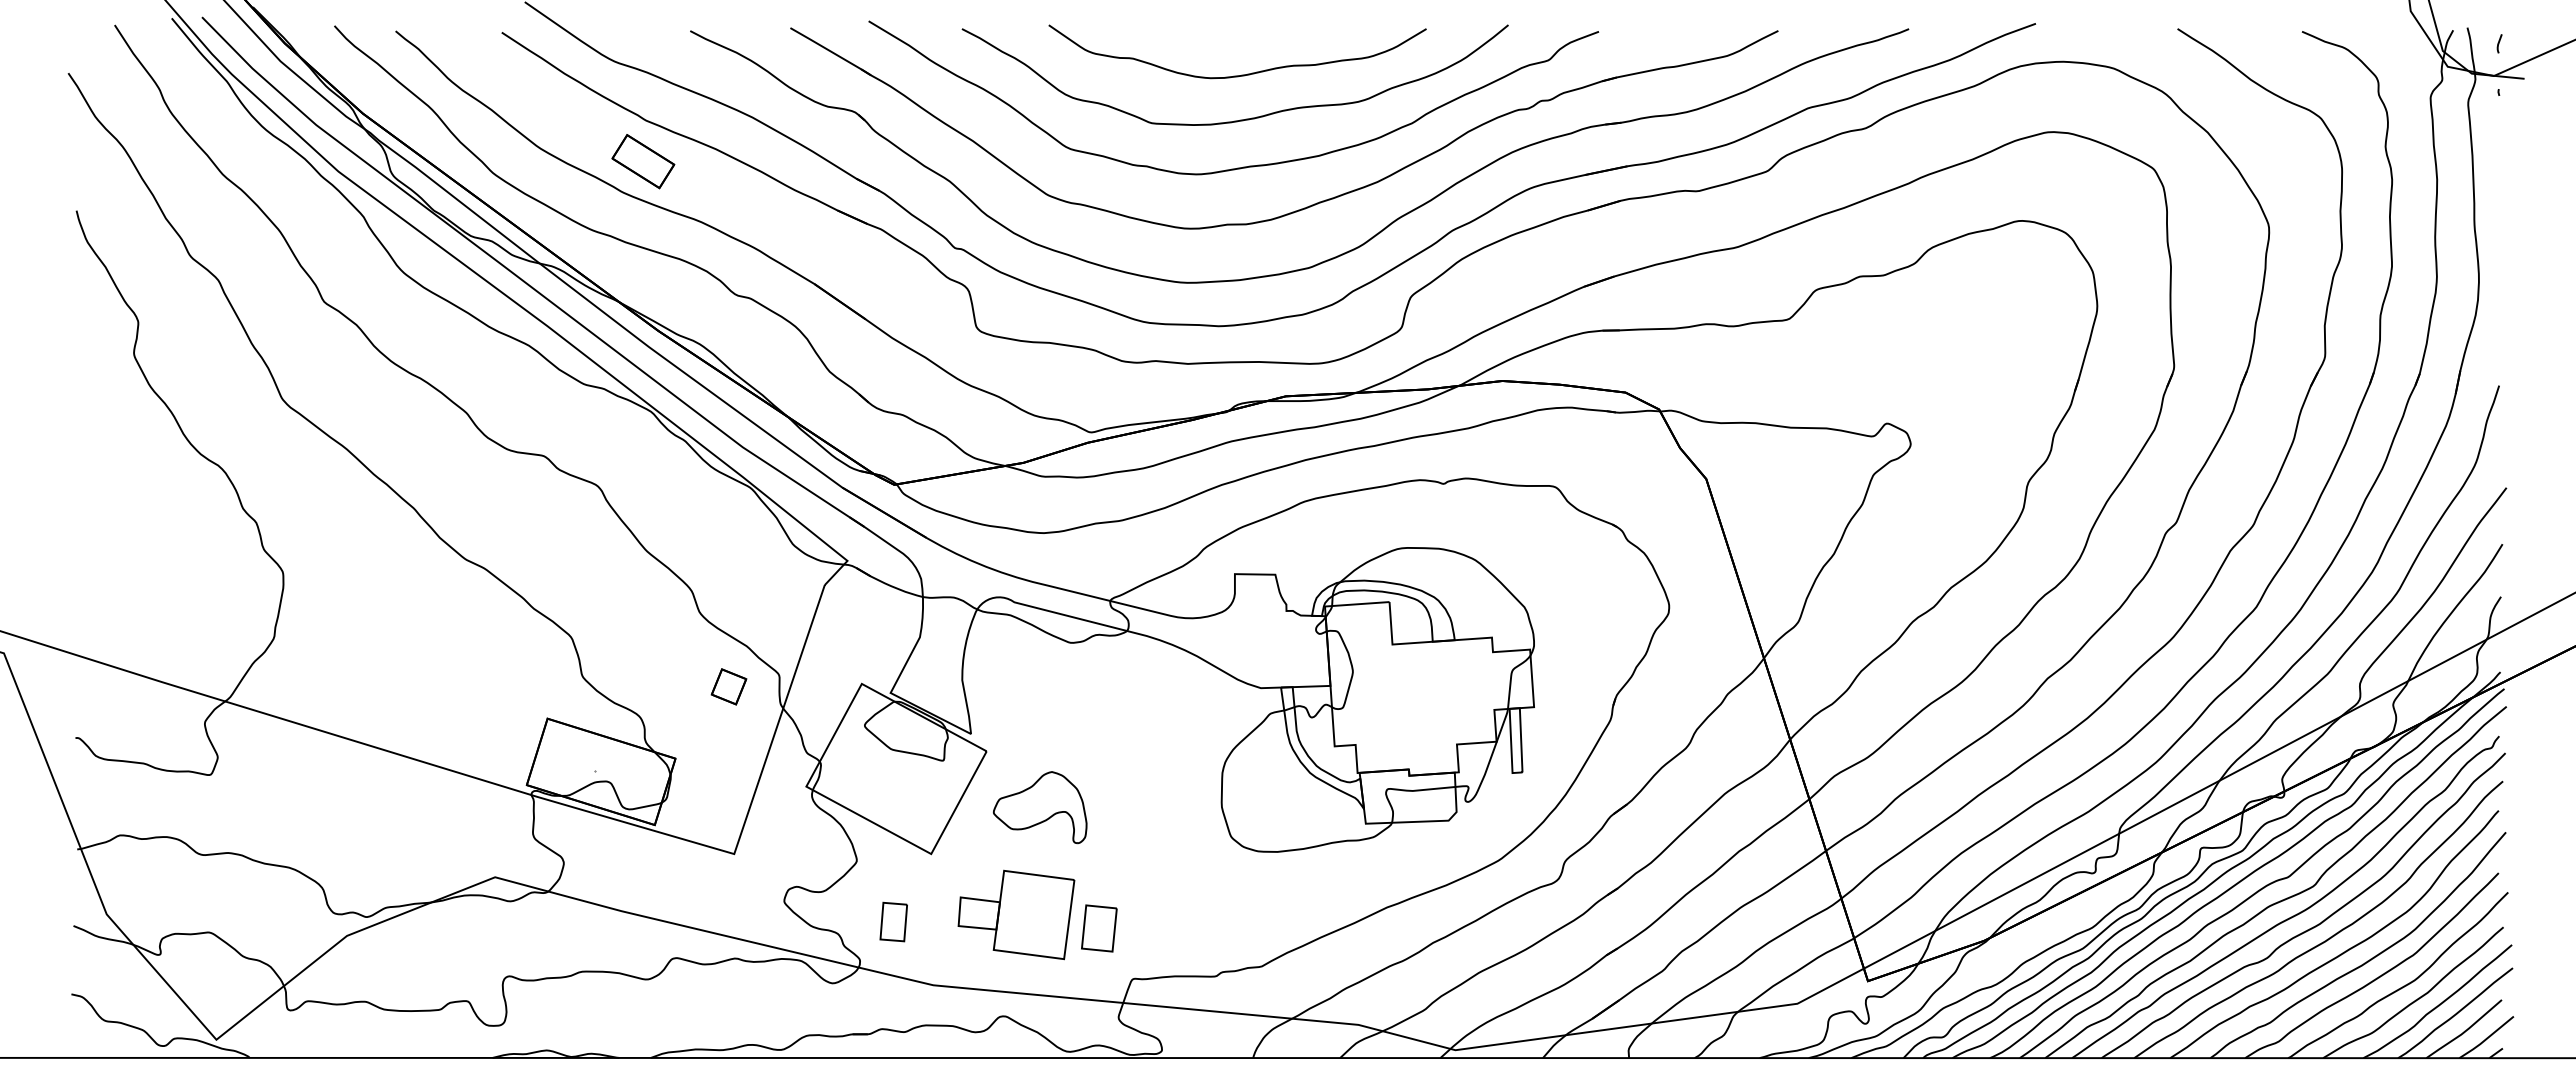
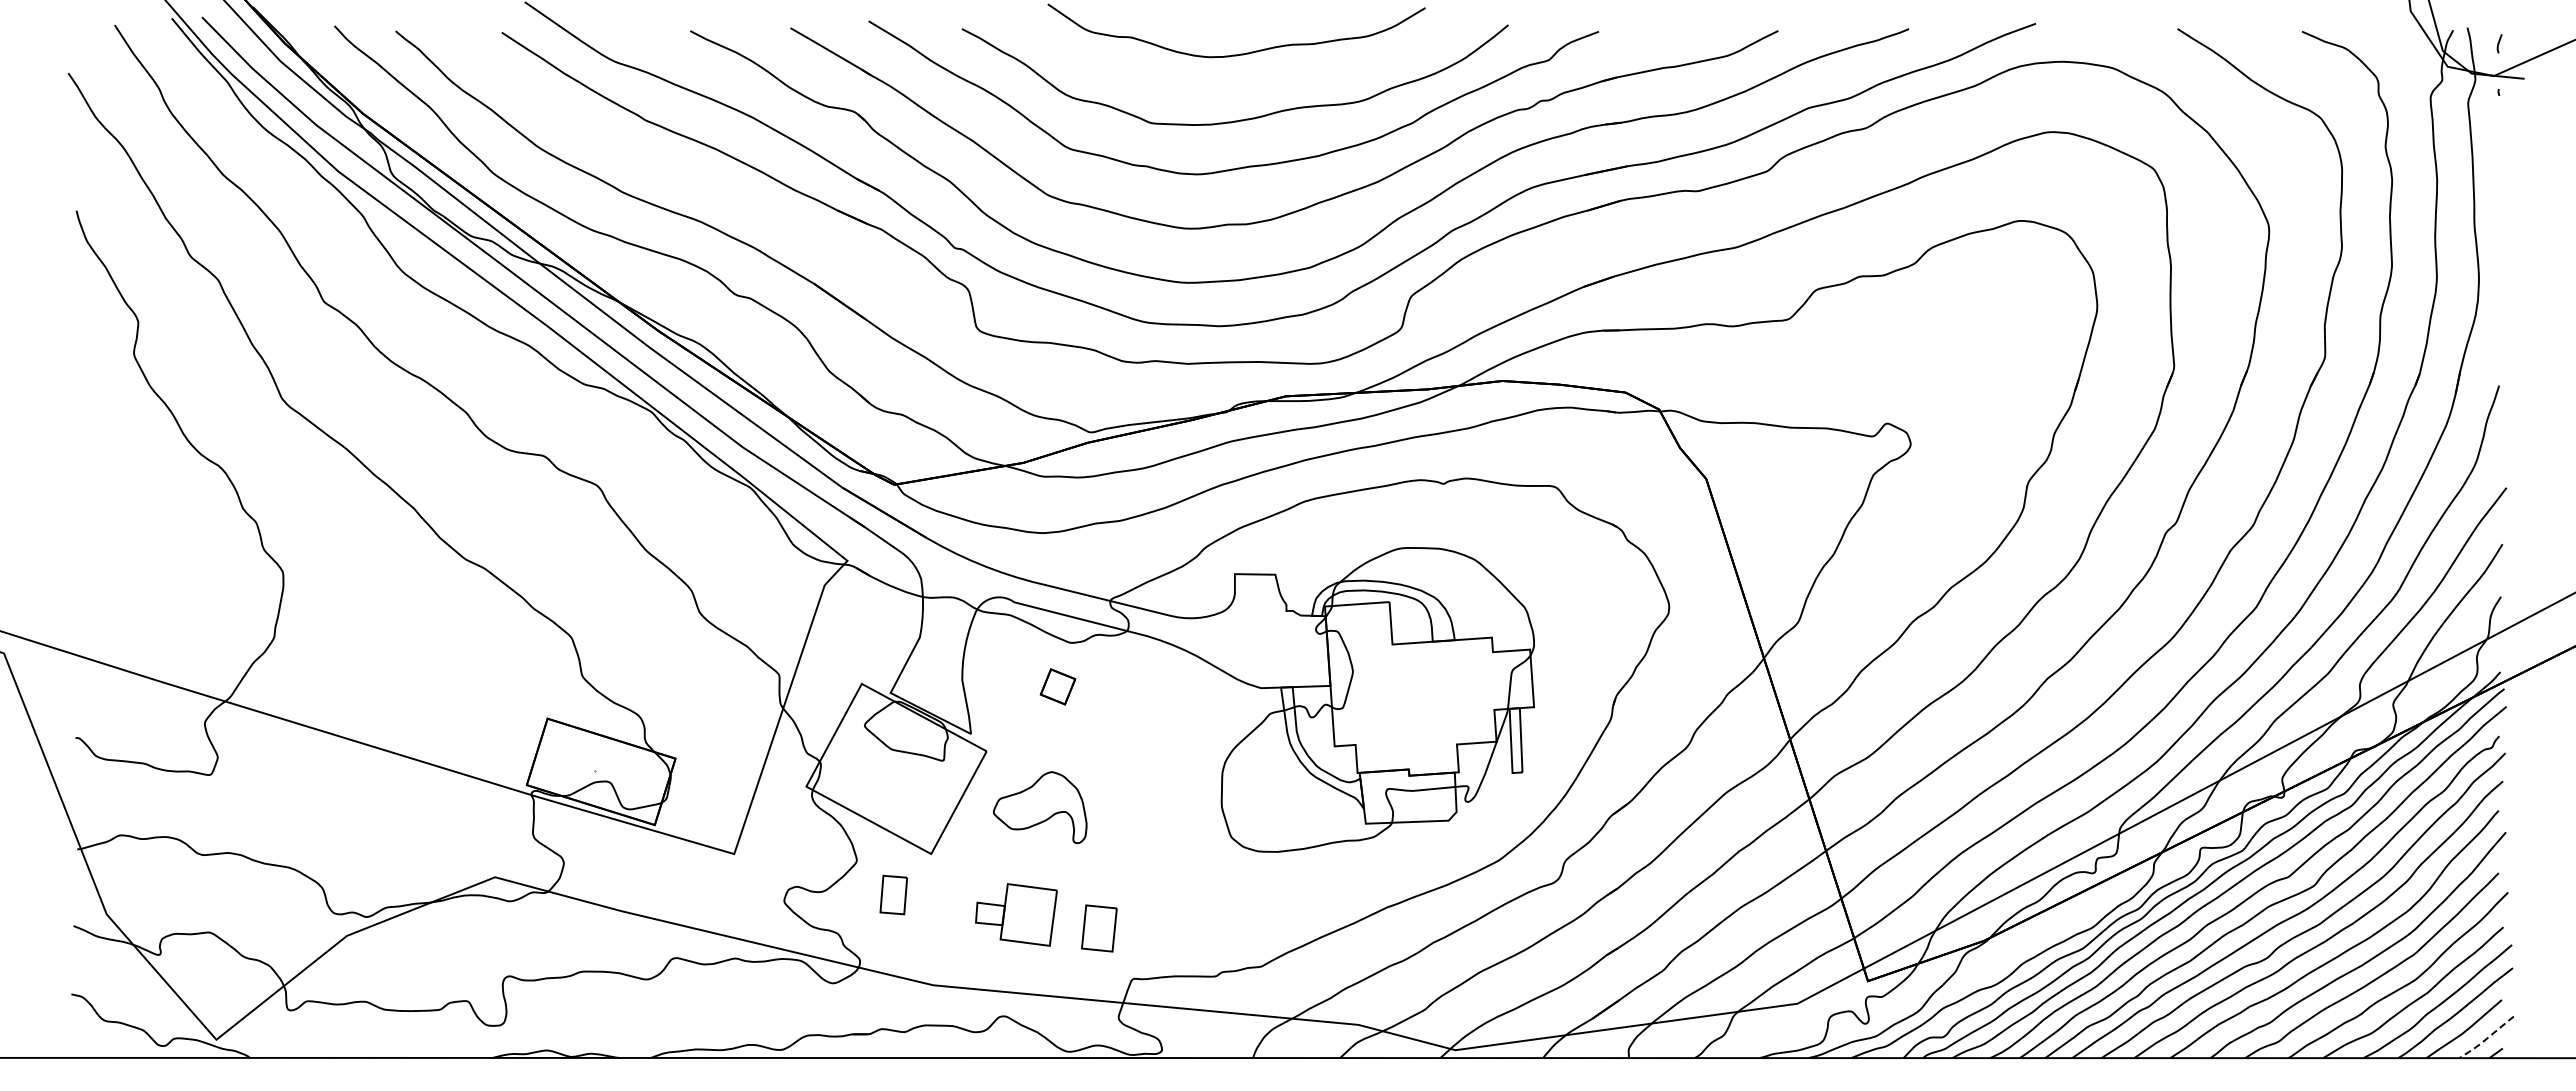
curve position: (1241, 74) -> (1240, 53) (1240, 53)
part: present -> none (643, 161)
part position: (728, 686) -> (1057, 686) (1057, 686)
part size: 119x92 px -> 83x64 px (1016, 914)
part position: (893, 921) -> (893, 894) (893, 894)
line: solid -> dashed (2486, 1039)
